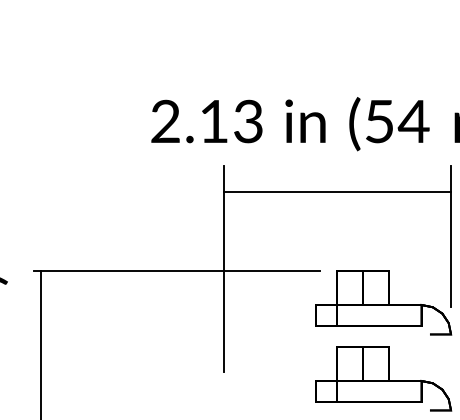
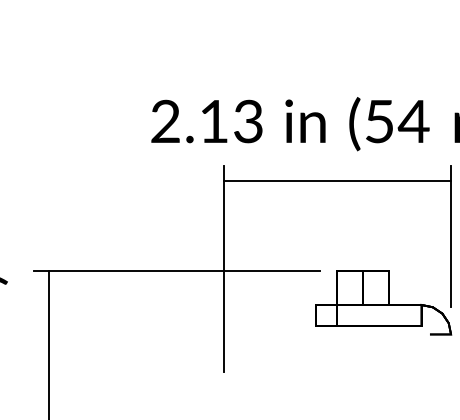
line position: (337, 191) -> (337, 180) (337, 180)
line position: (41, 343) -> (49, 343) (49, 343)
part: present -> none (383, 378)
